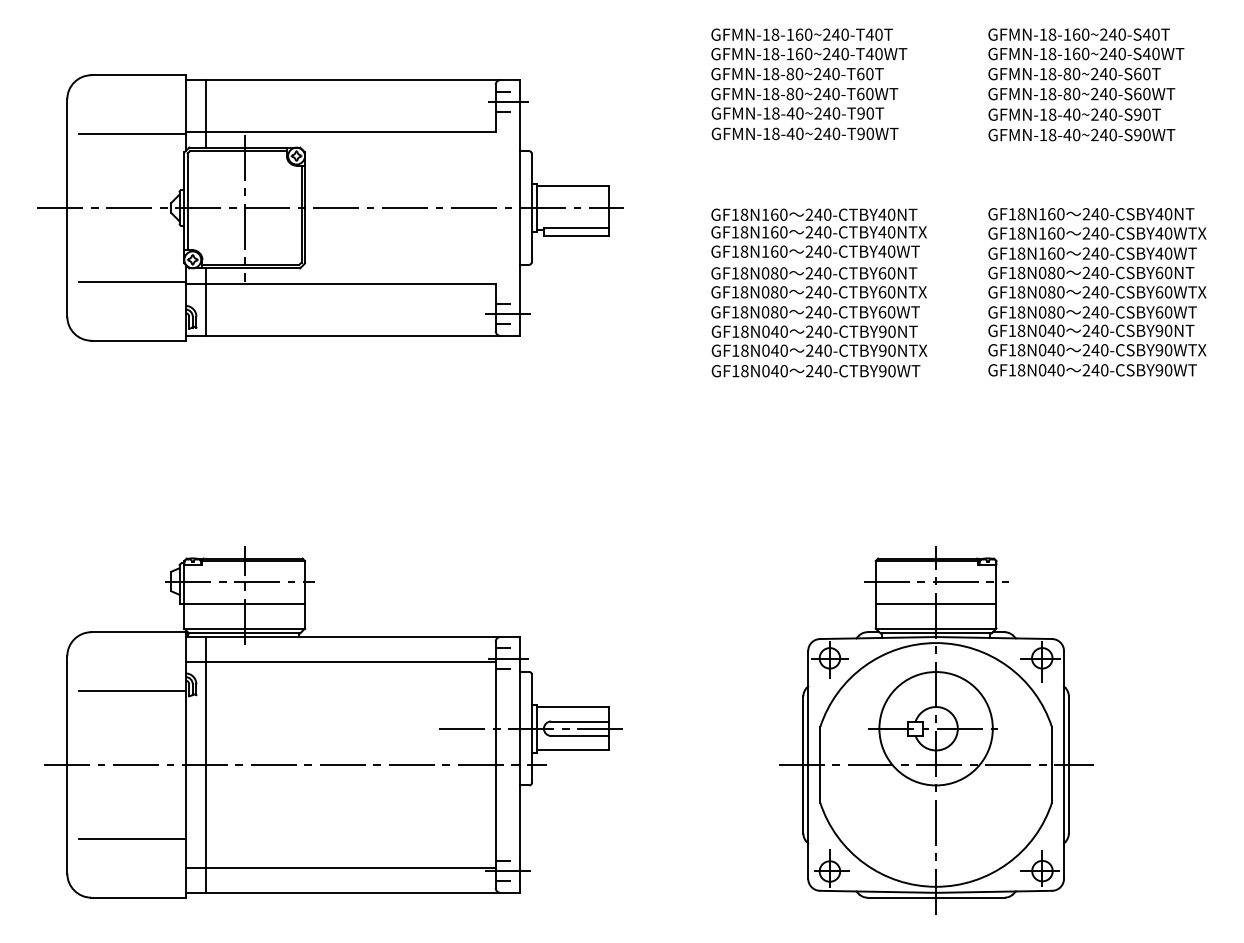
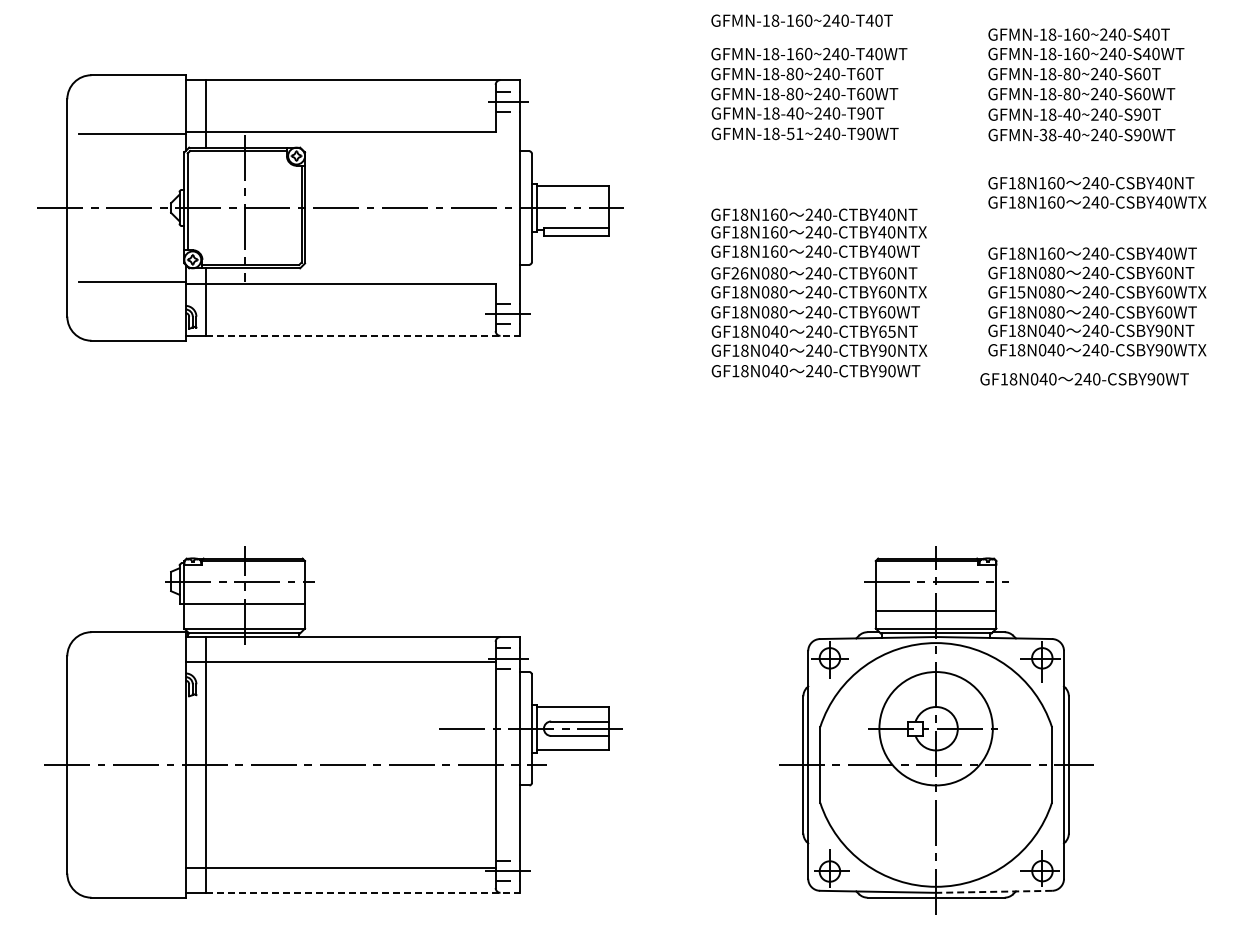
text position: (801, 34) -> (801, 20) (801, 20)
text: GFMN-18-40~240-T90WT -> GFMN-18-51~240-T90WT (794, 133)
text: GFMN-18-40~240-S90WT -> GFMN-38-40~240-S90WT (1043, 134)
text position: (1097, 223) -> (1097, 192) (1097, 192)
text: GF18N080 -> GF26N080 (739, 273)
text: GF18N080 -> GF15N080 (1021, 292)
text: 240-CTBY90NT -> 240-CTBY65NT (887, 331)
line: solid -> dashed (362, 335)
text position: (1092, 370) -> (1084, 379) (1084, 379)
line position: (935, 604) -> (935, 611) (935, 611)
line: present -> none (132, 691)
line: present -> none (132, 838)
line: solid -> dashed (993, 891)
line: solid -> dashed (362, 892)
